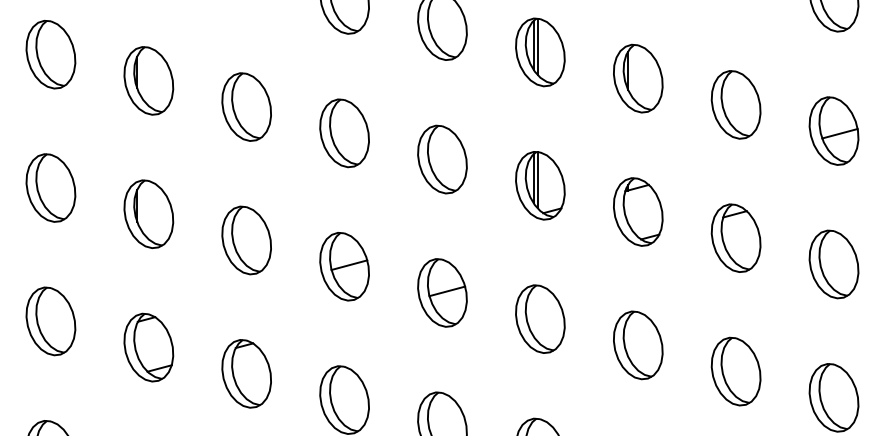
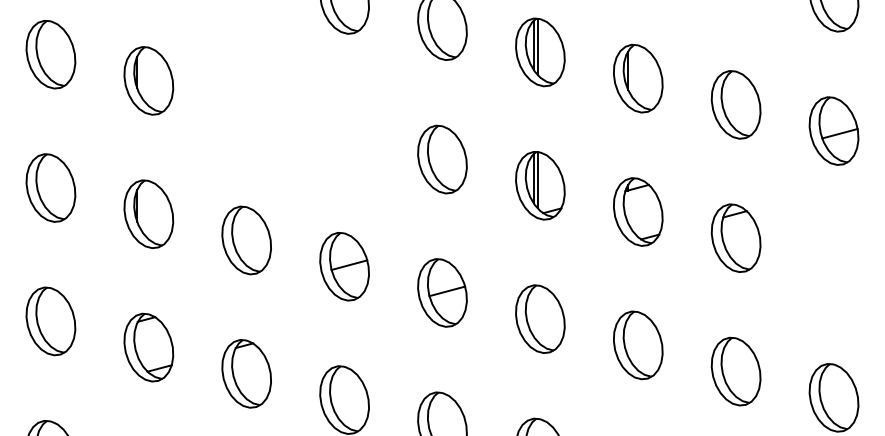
part: present -> none (246, 106)
part: present -> none (344, 133)
part: present -> none (833, 264)
